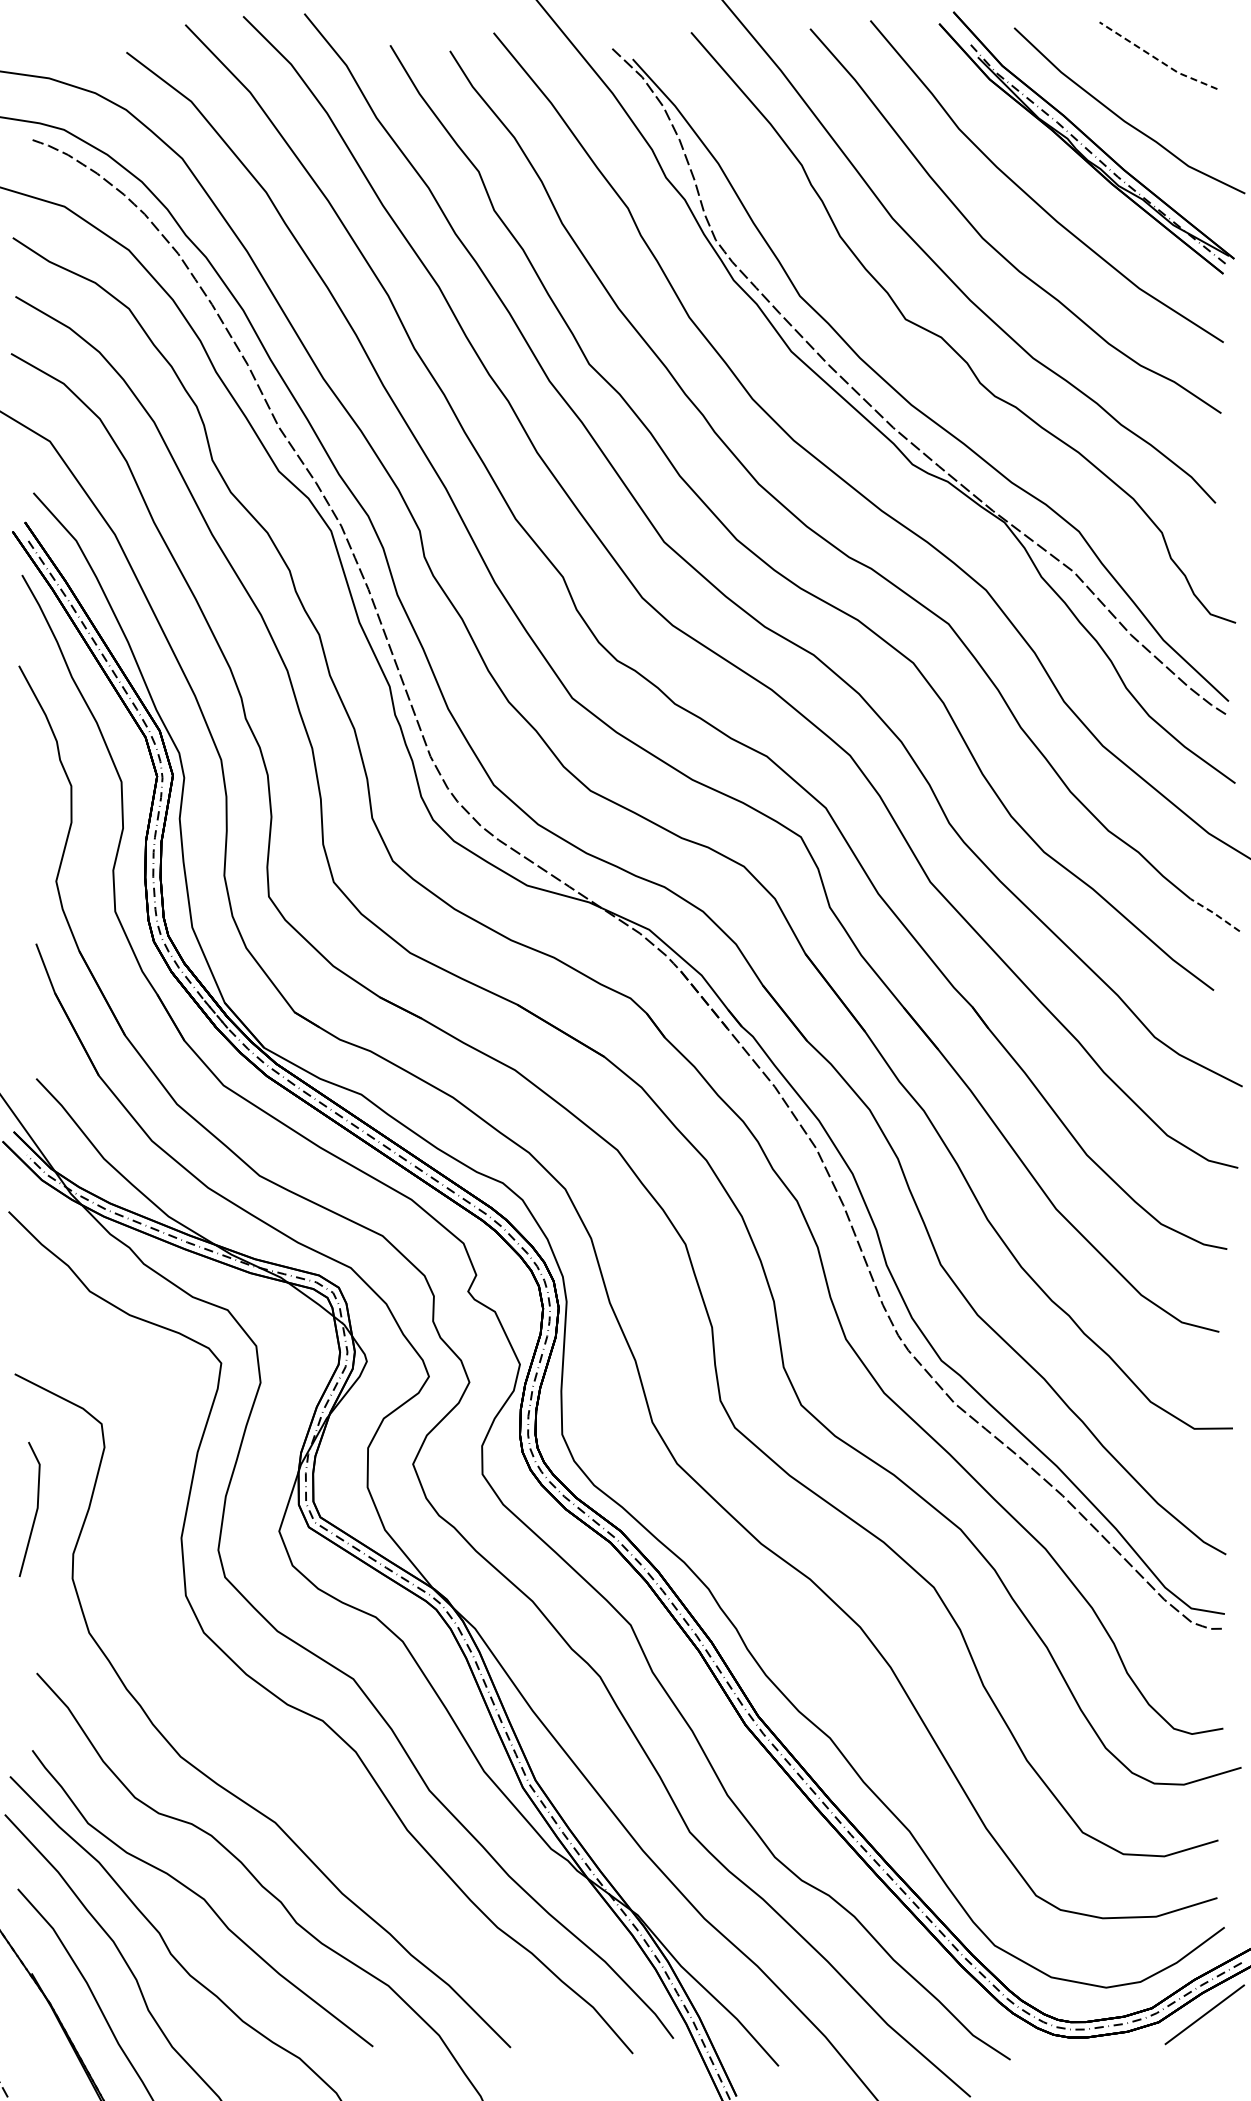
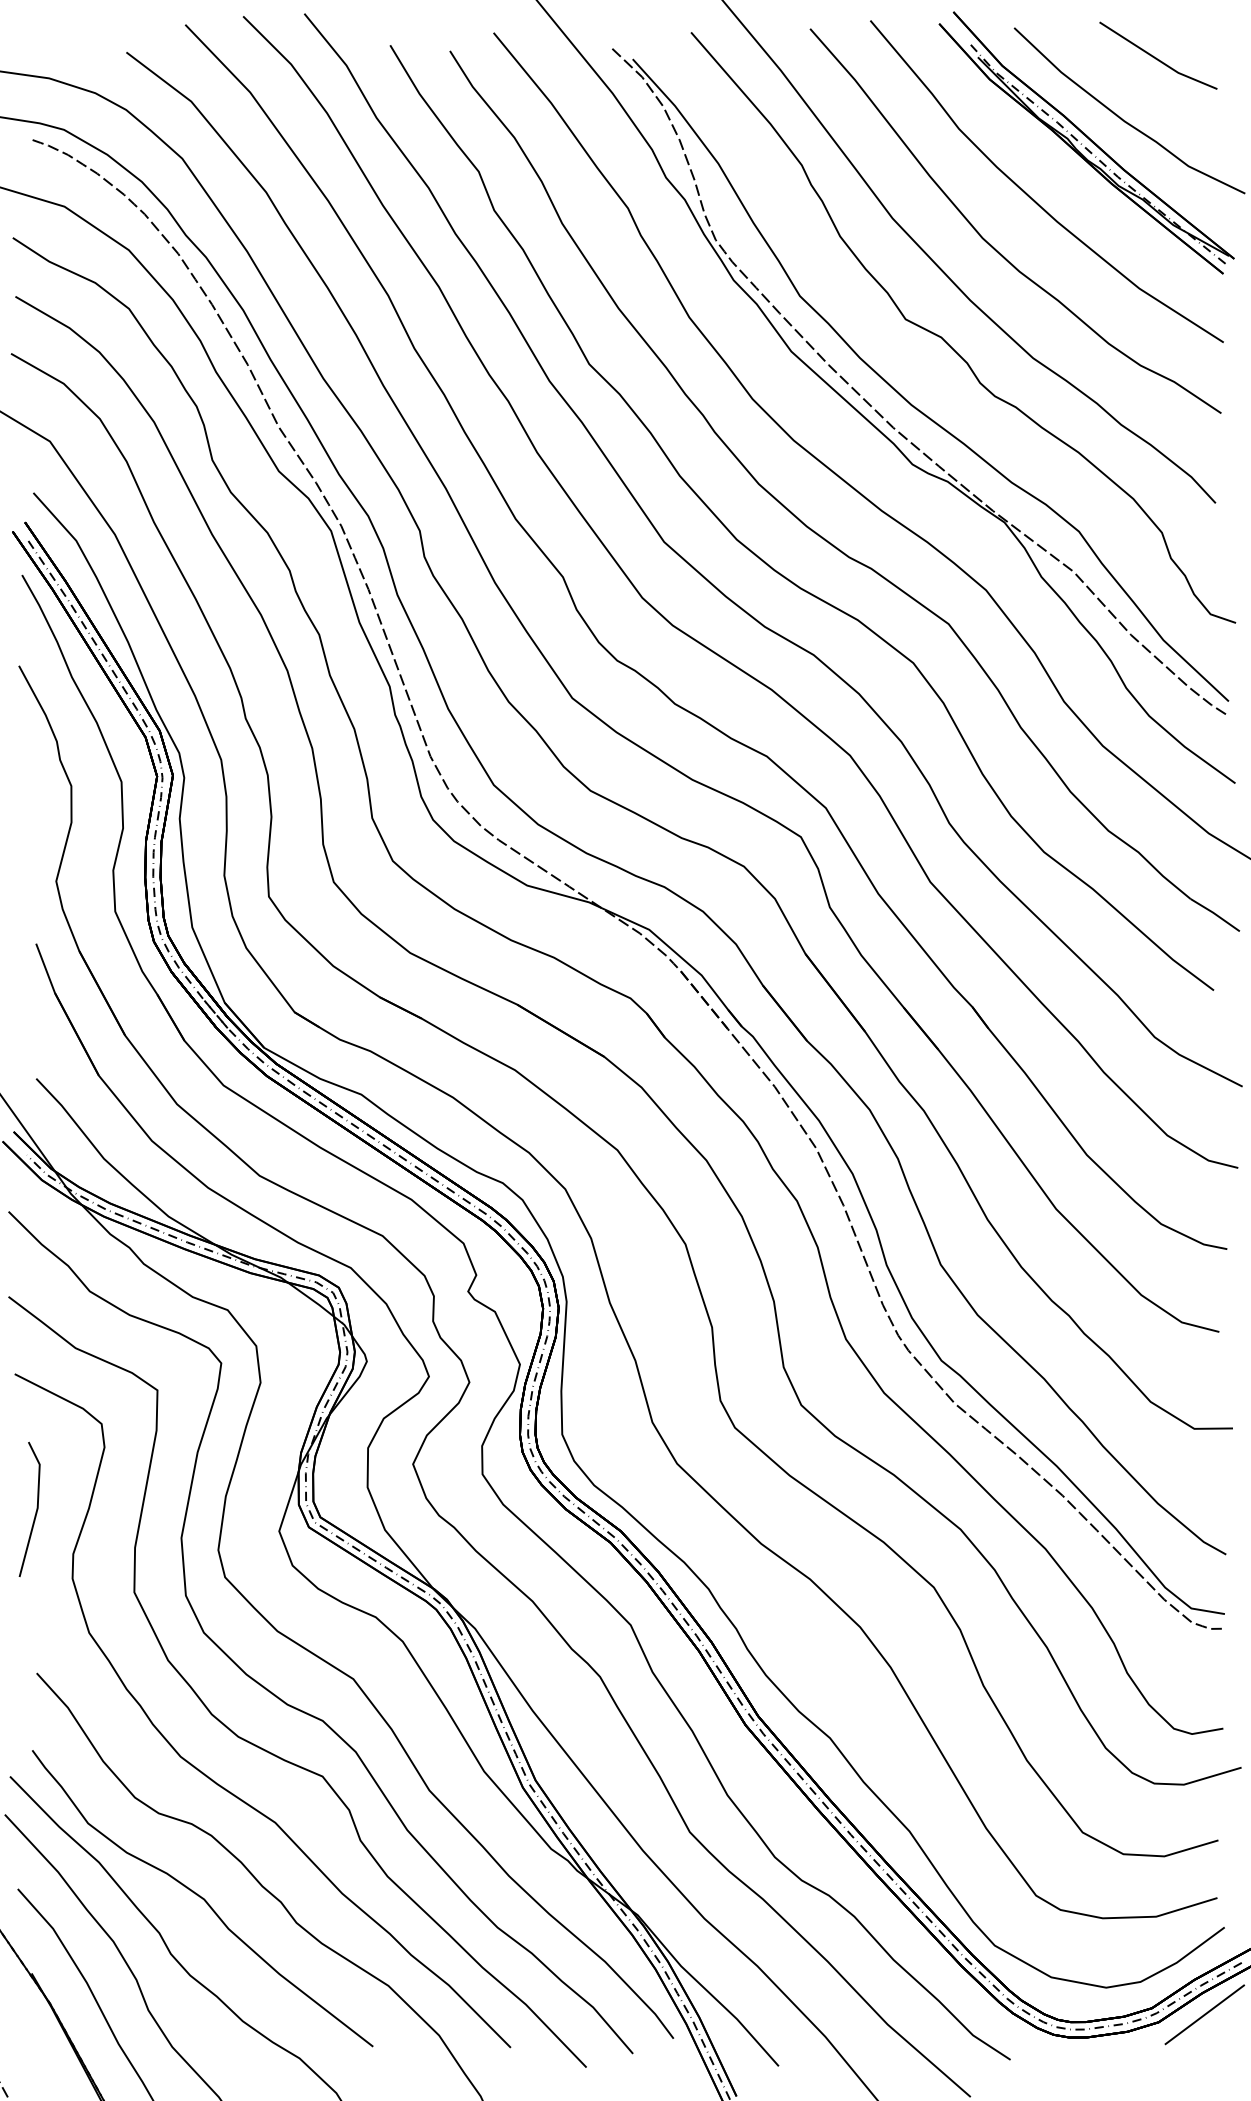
line: dashed -> solid (1157, 59)
line: dashed -> solid (1214, 913)
curve: none -> present (263, 1748)
